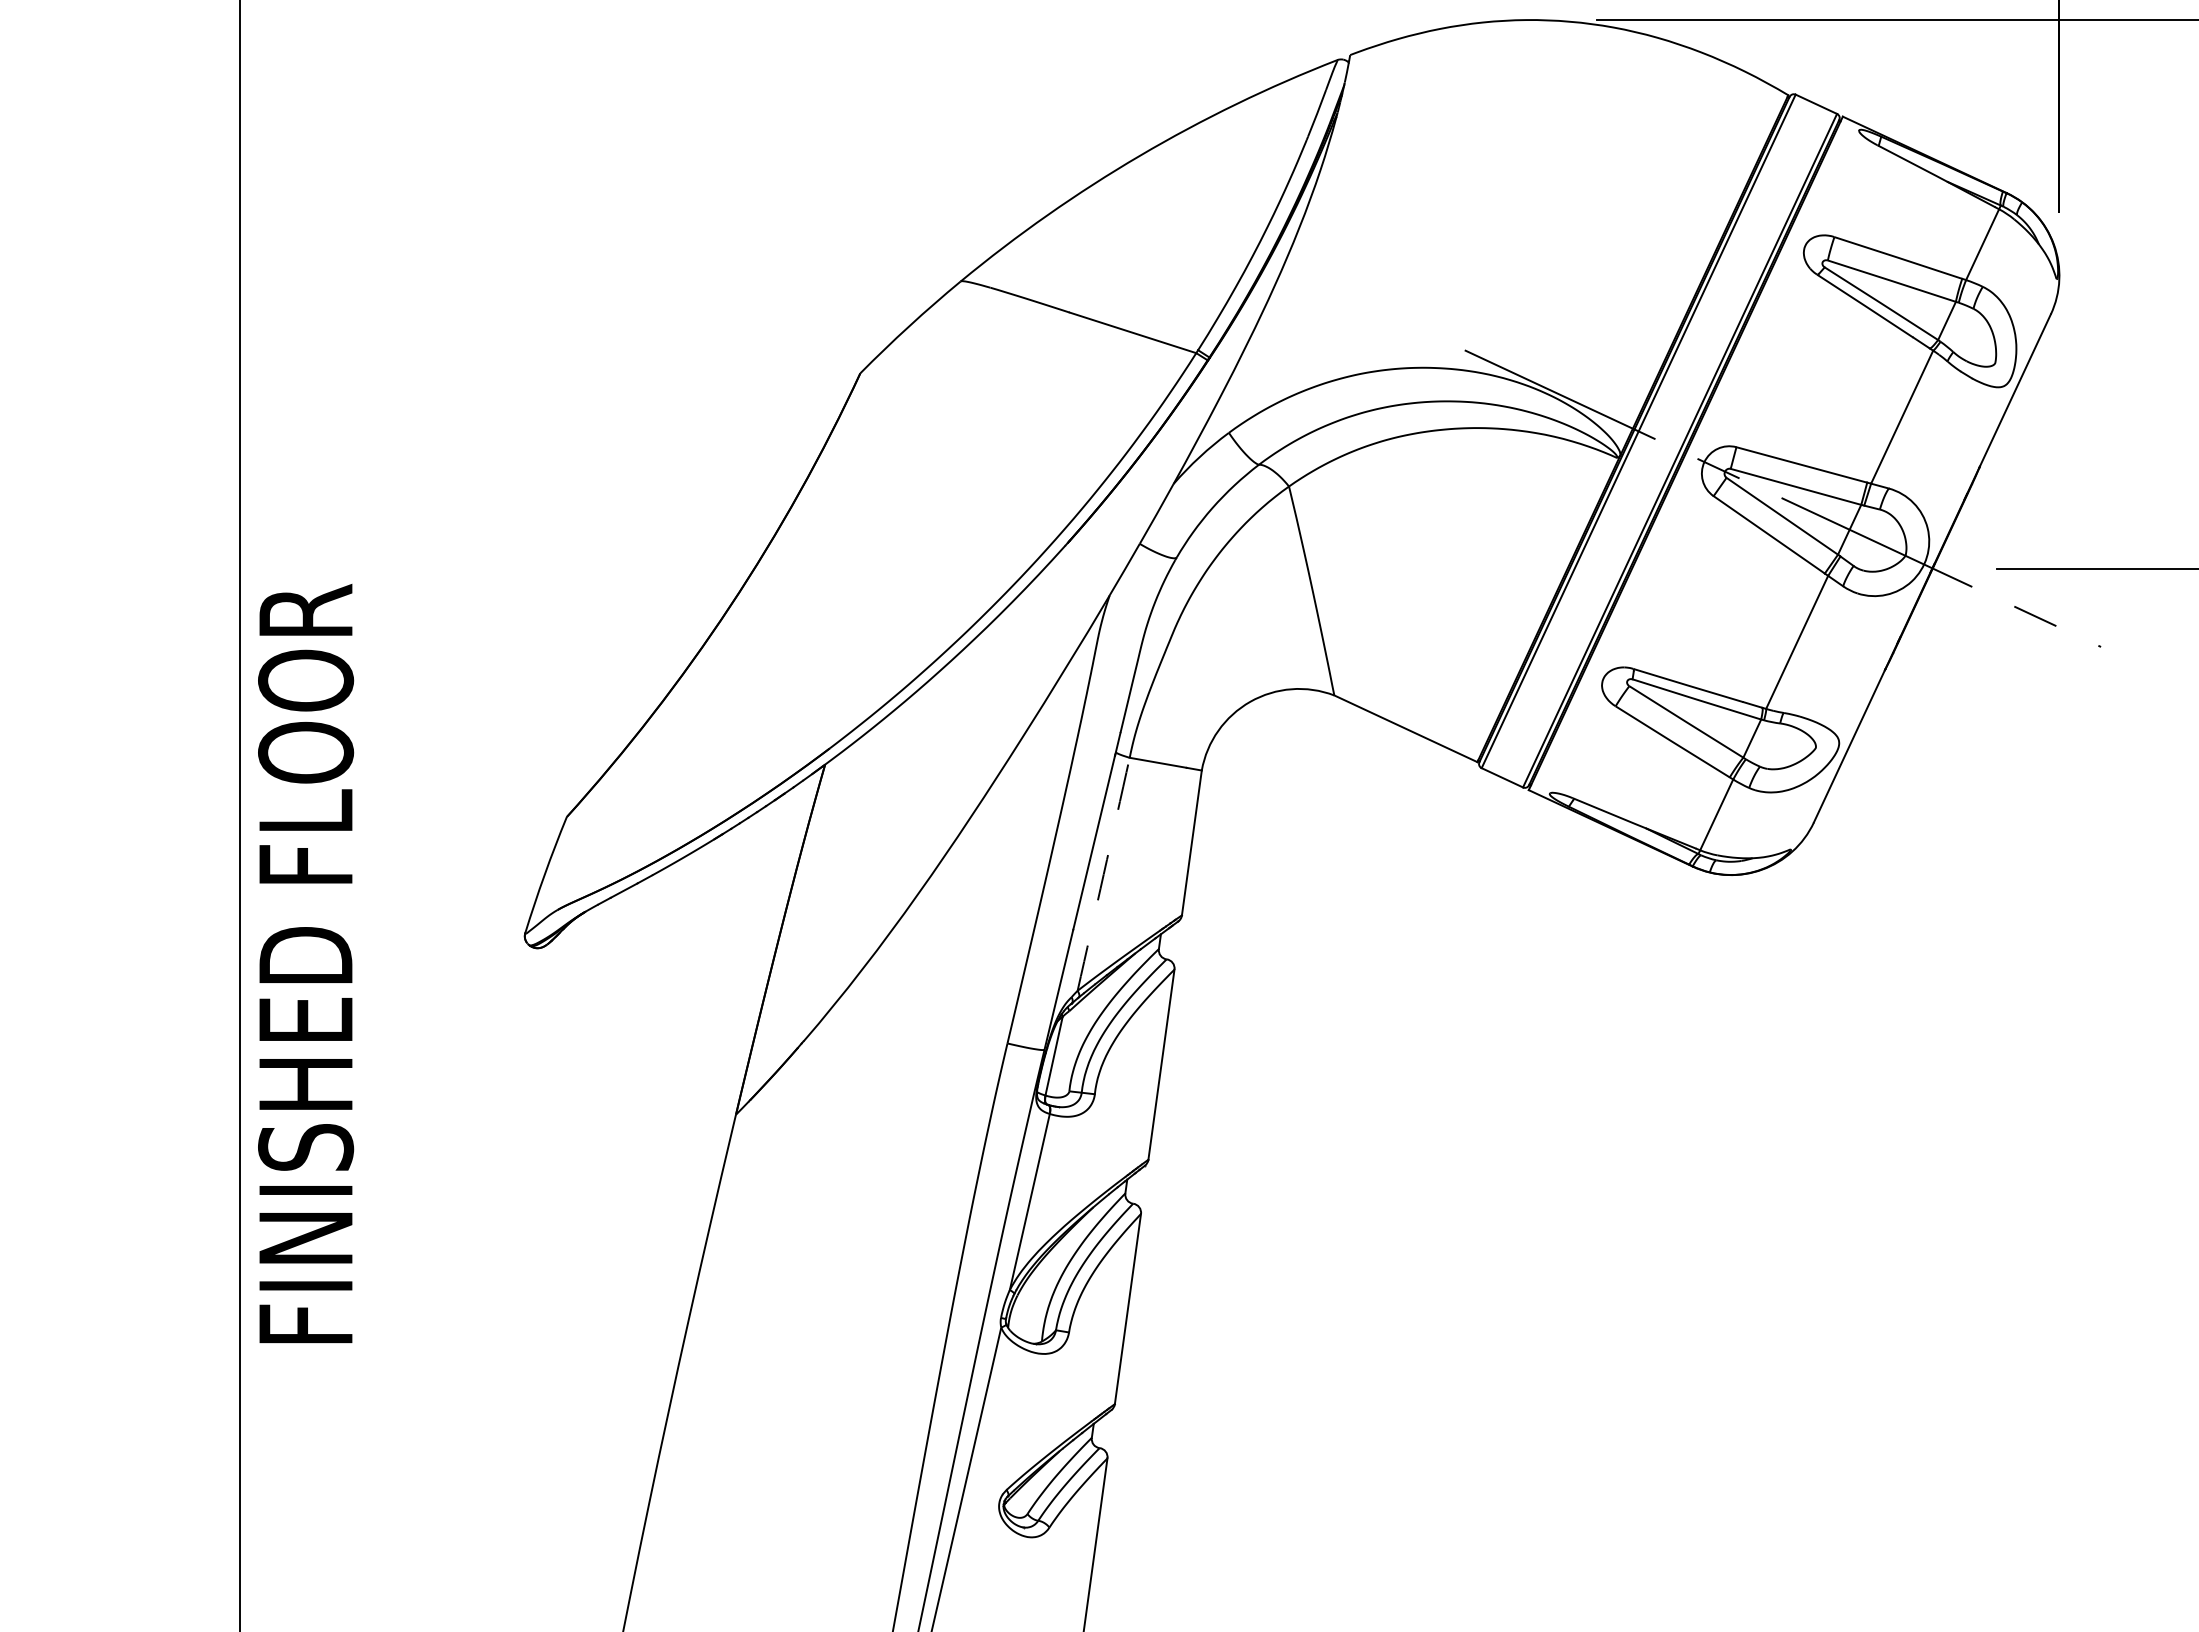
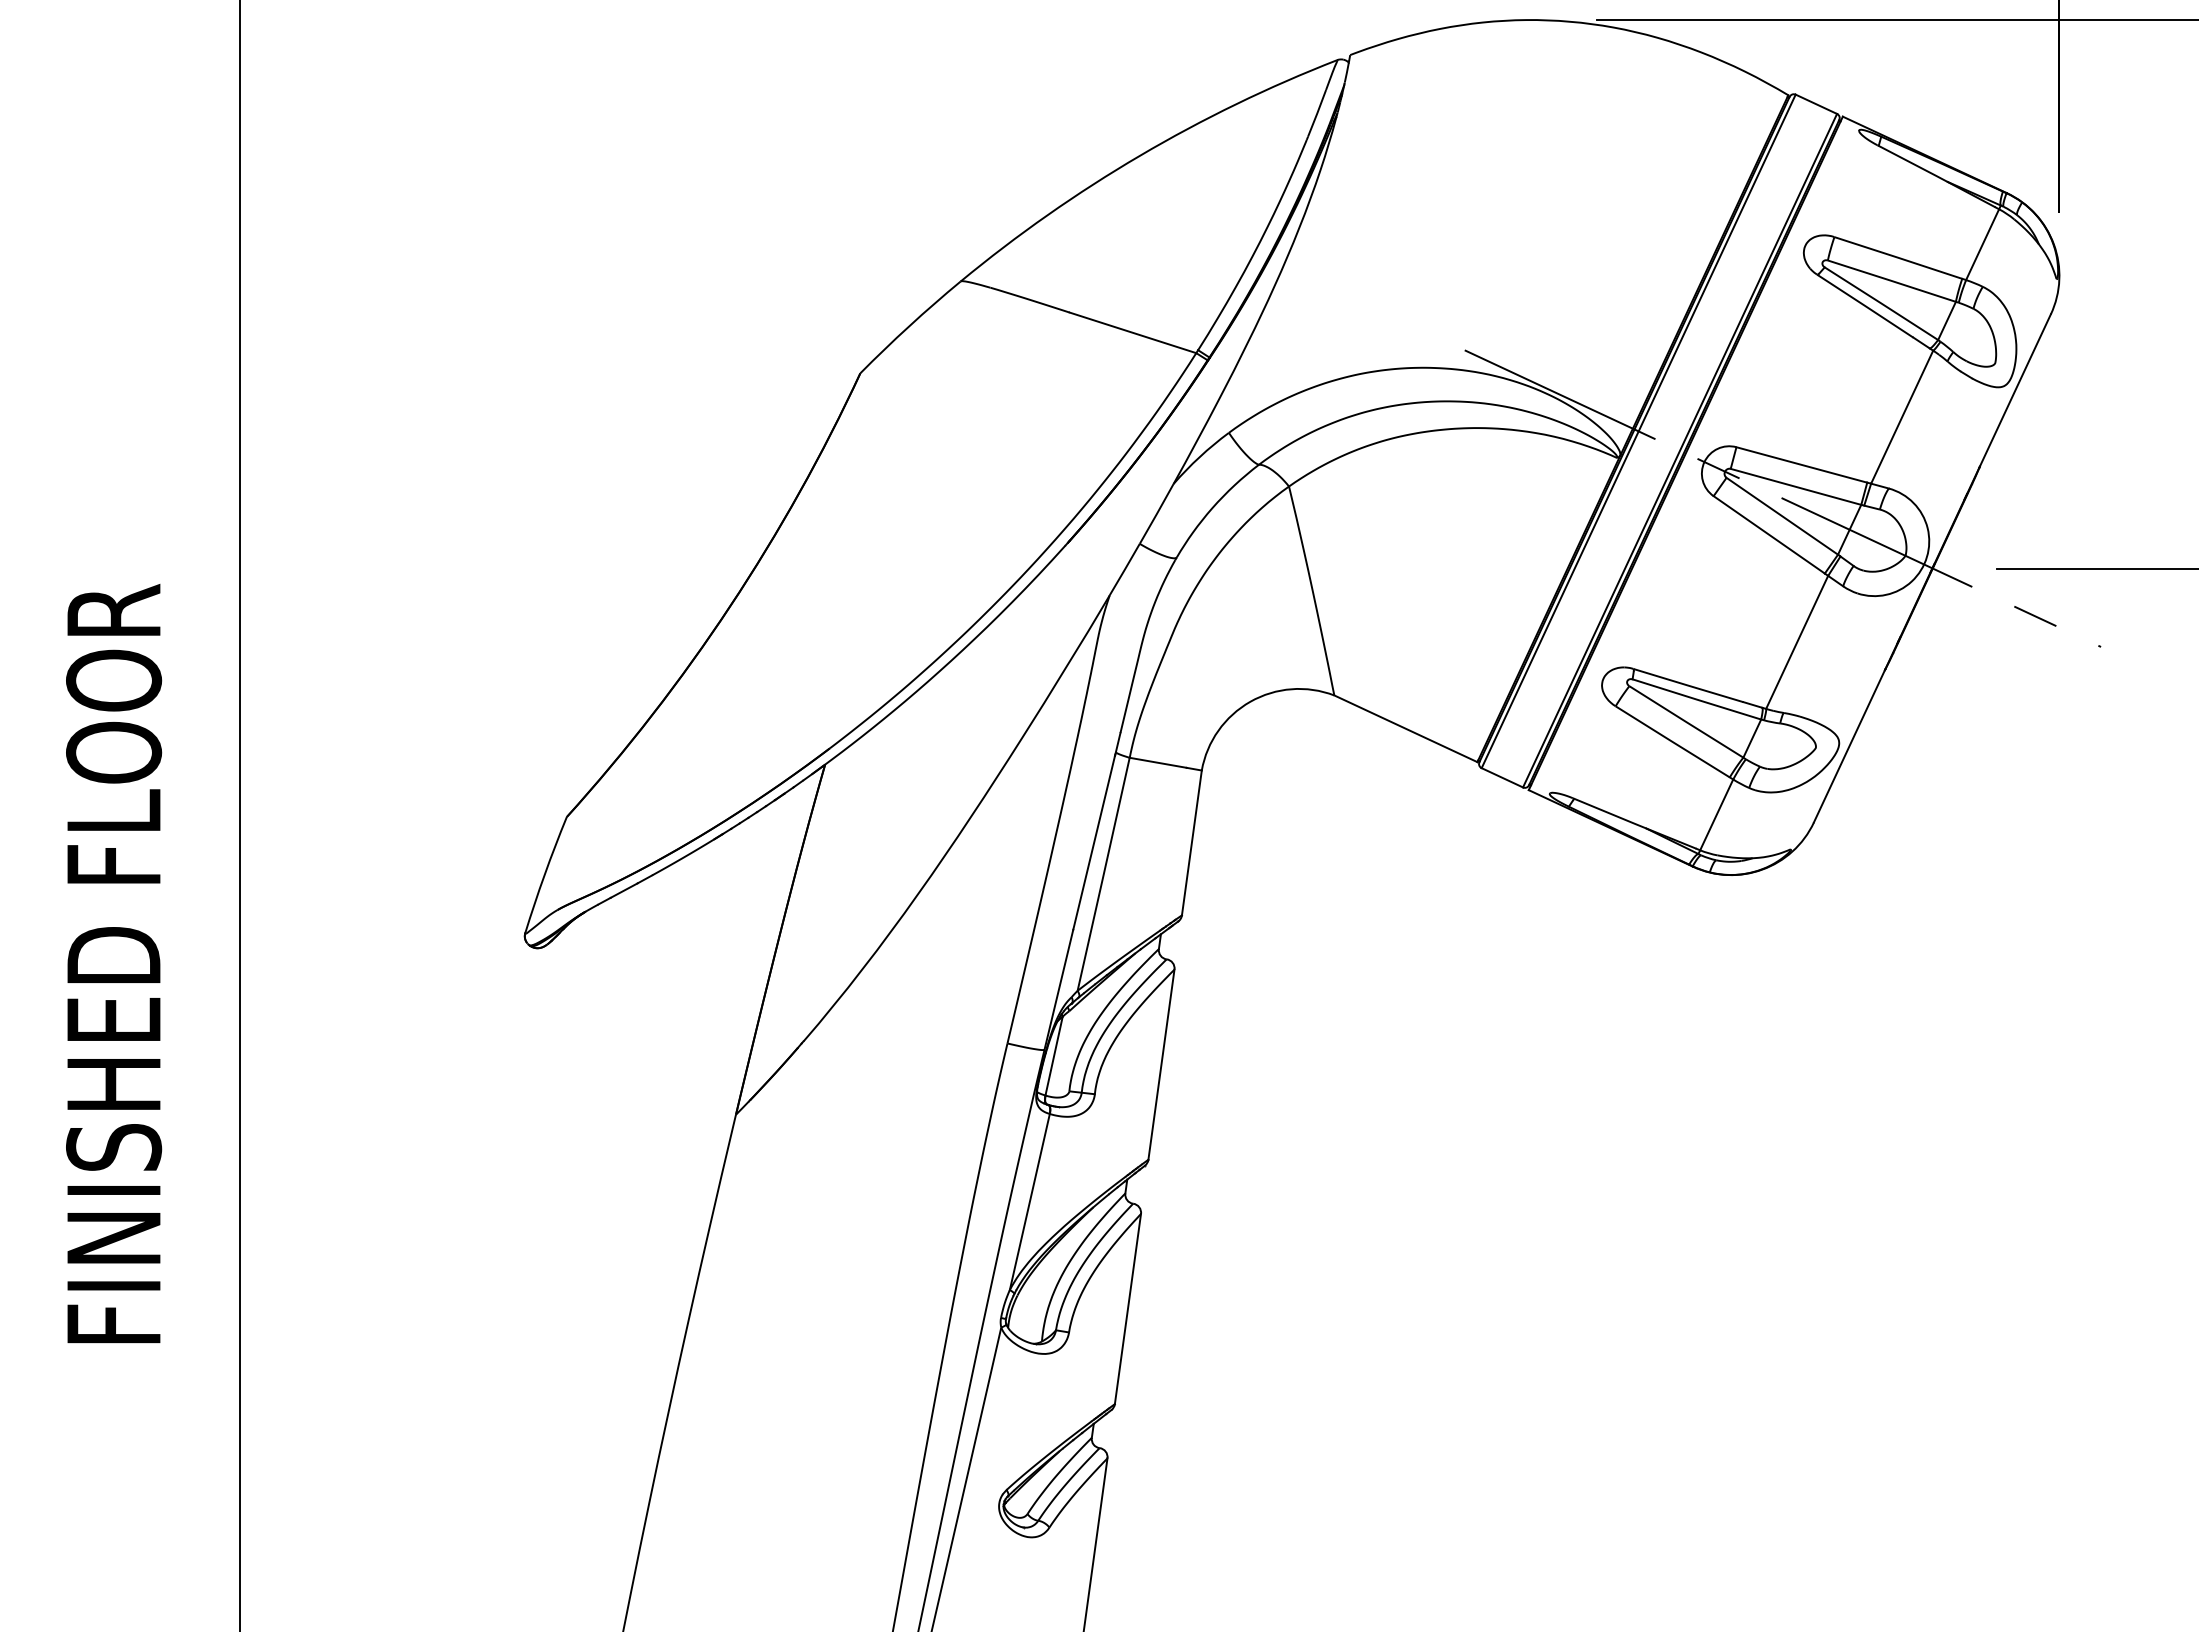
arc: dashed -> solid (1103, 874)
text position: (306, 963) -> (114, 963) (114, 963)
